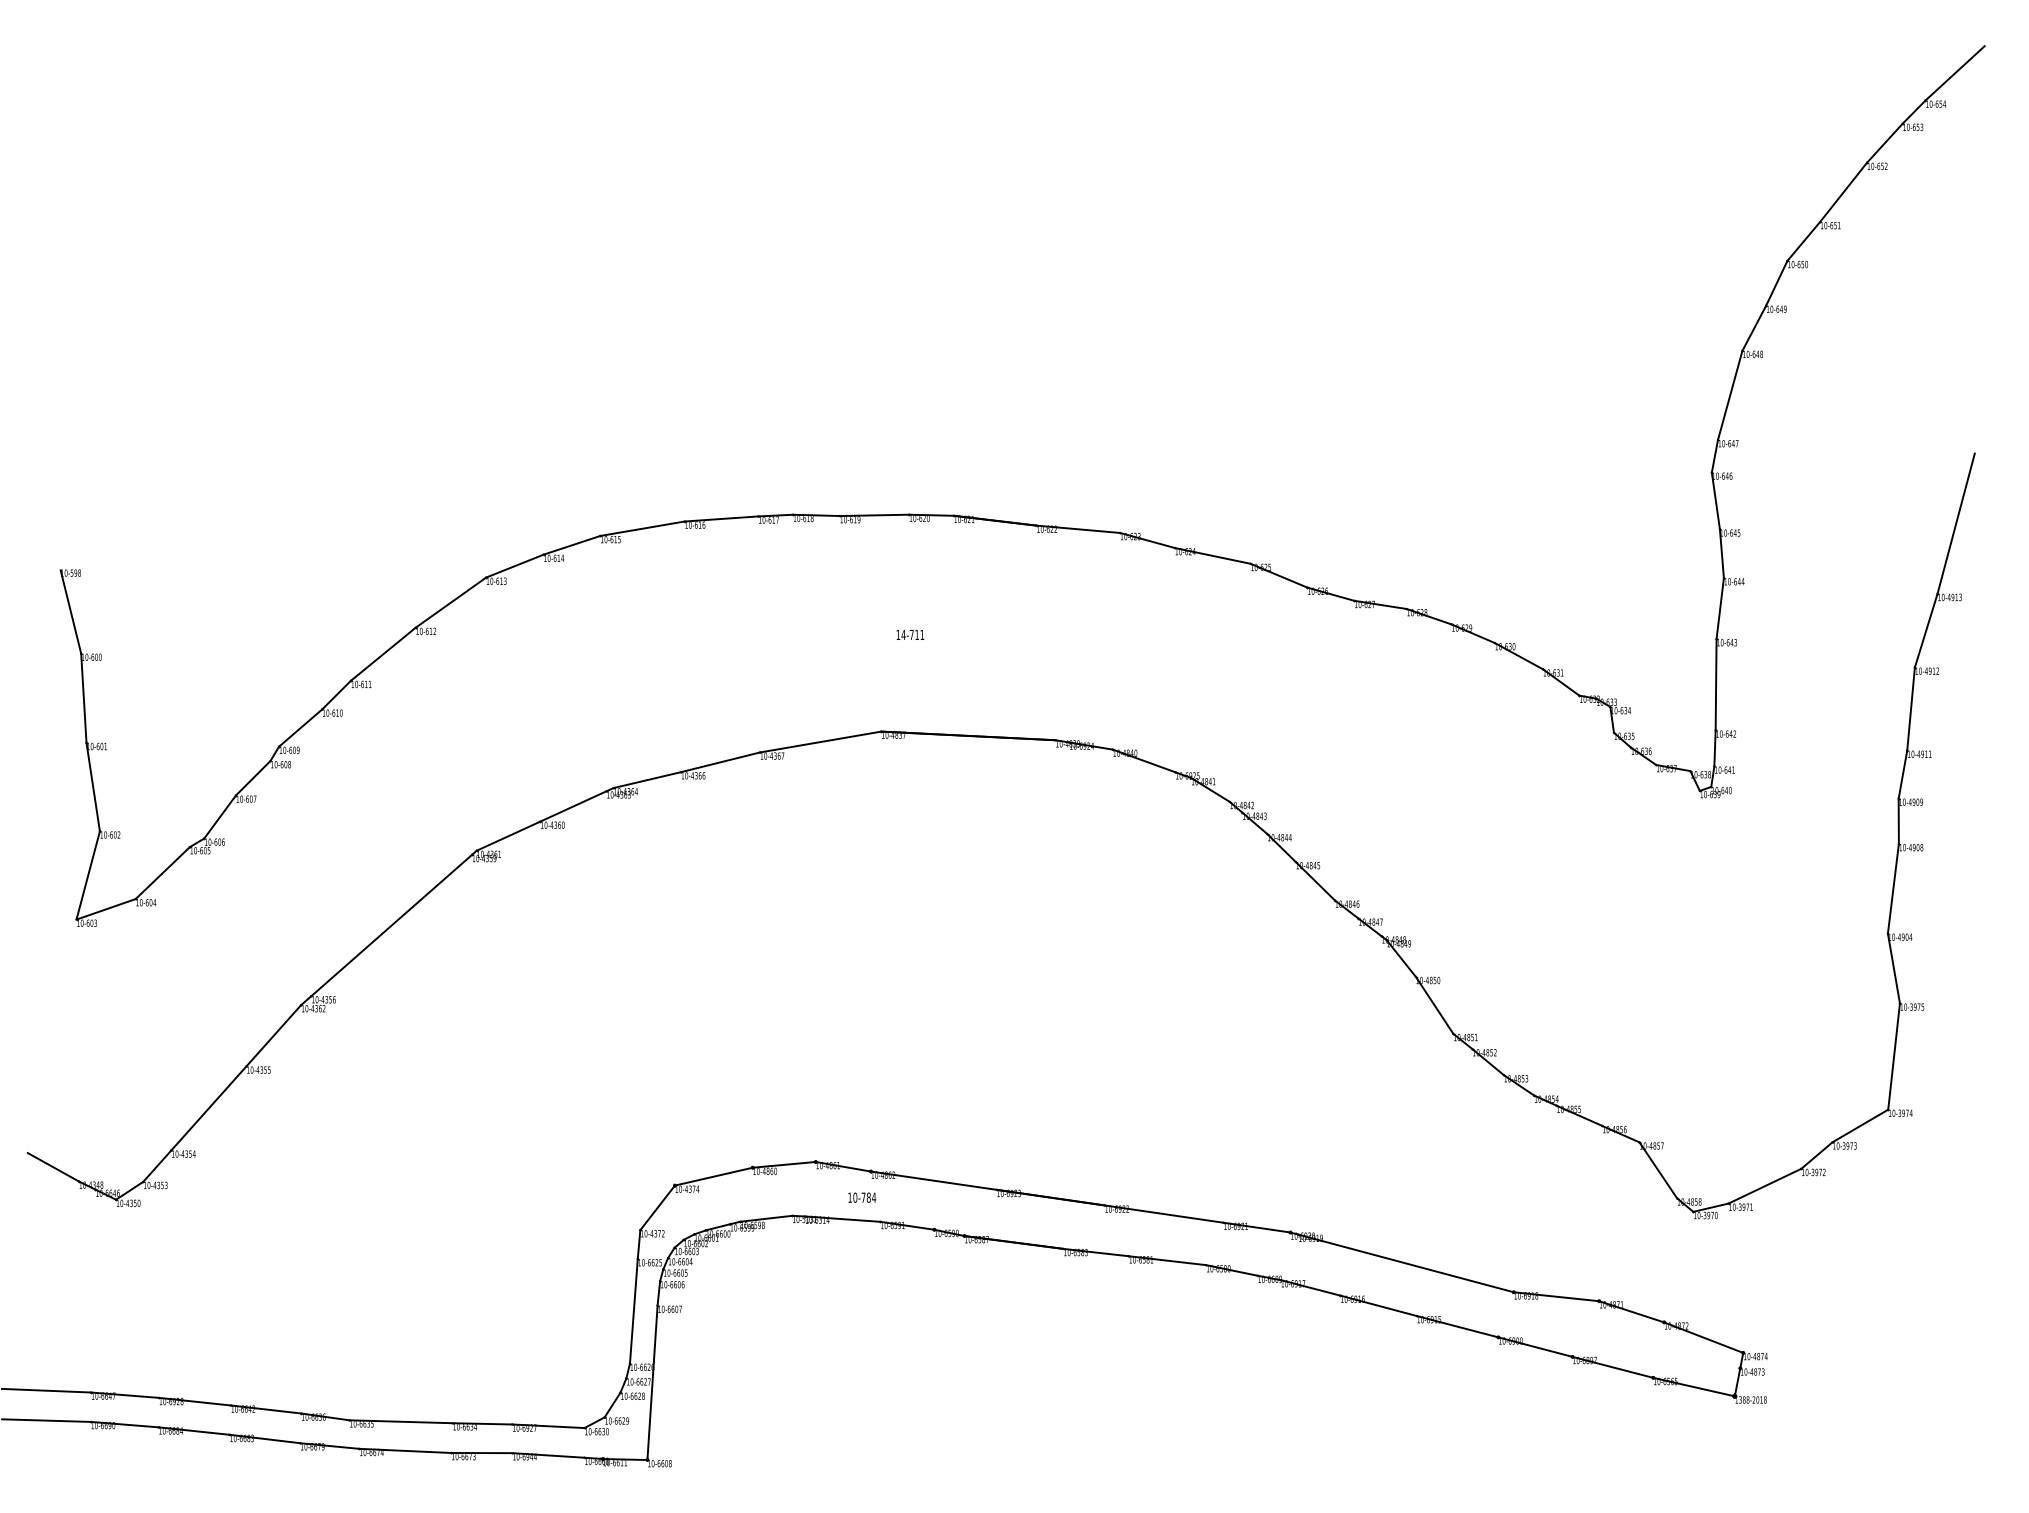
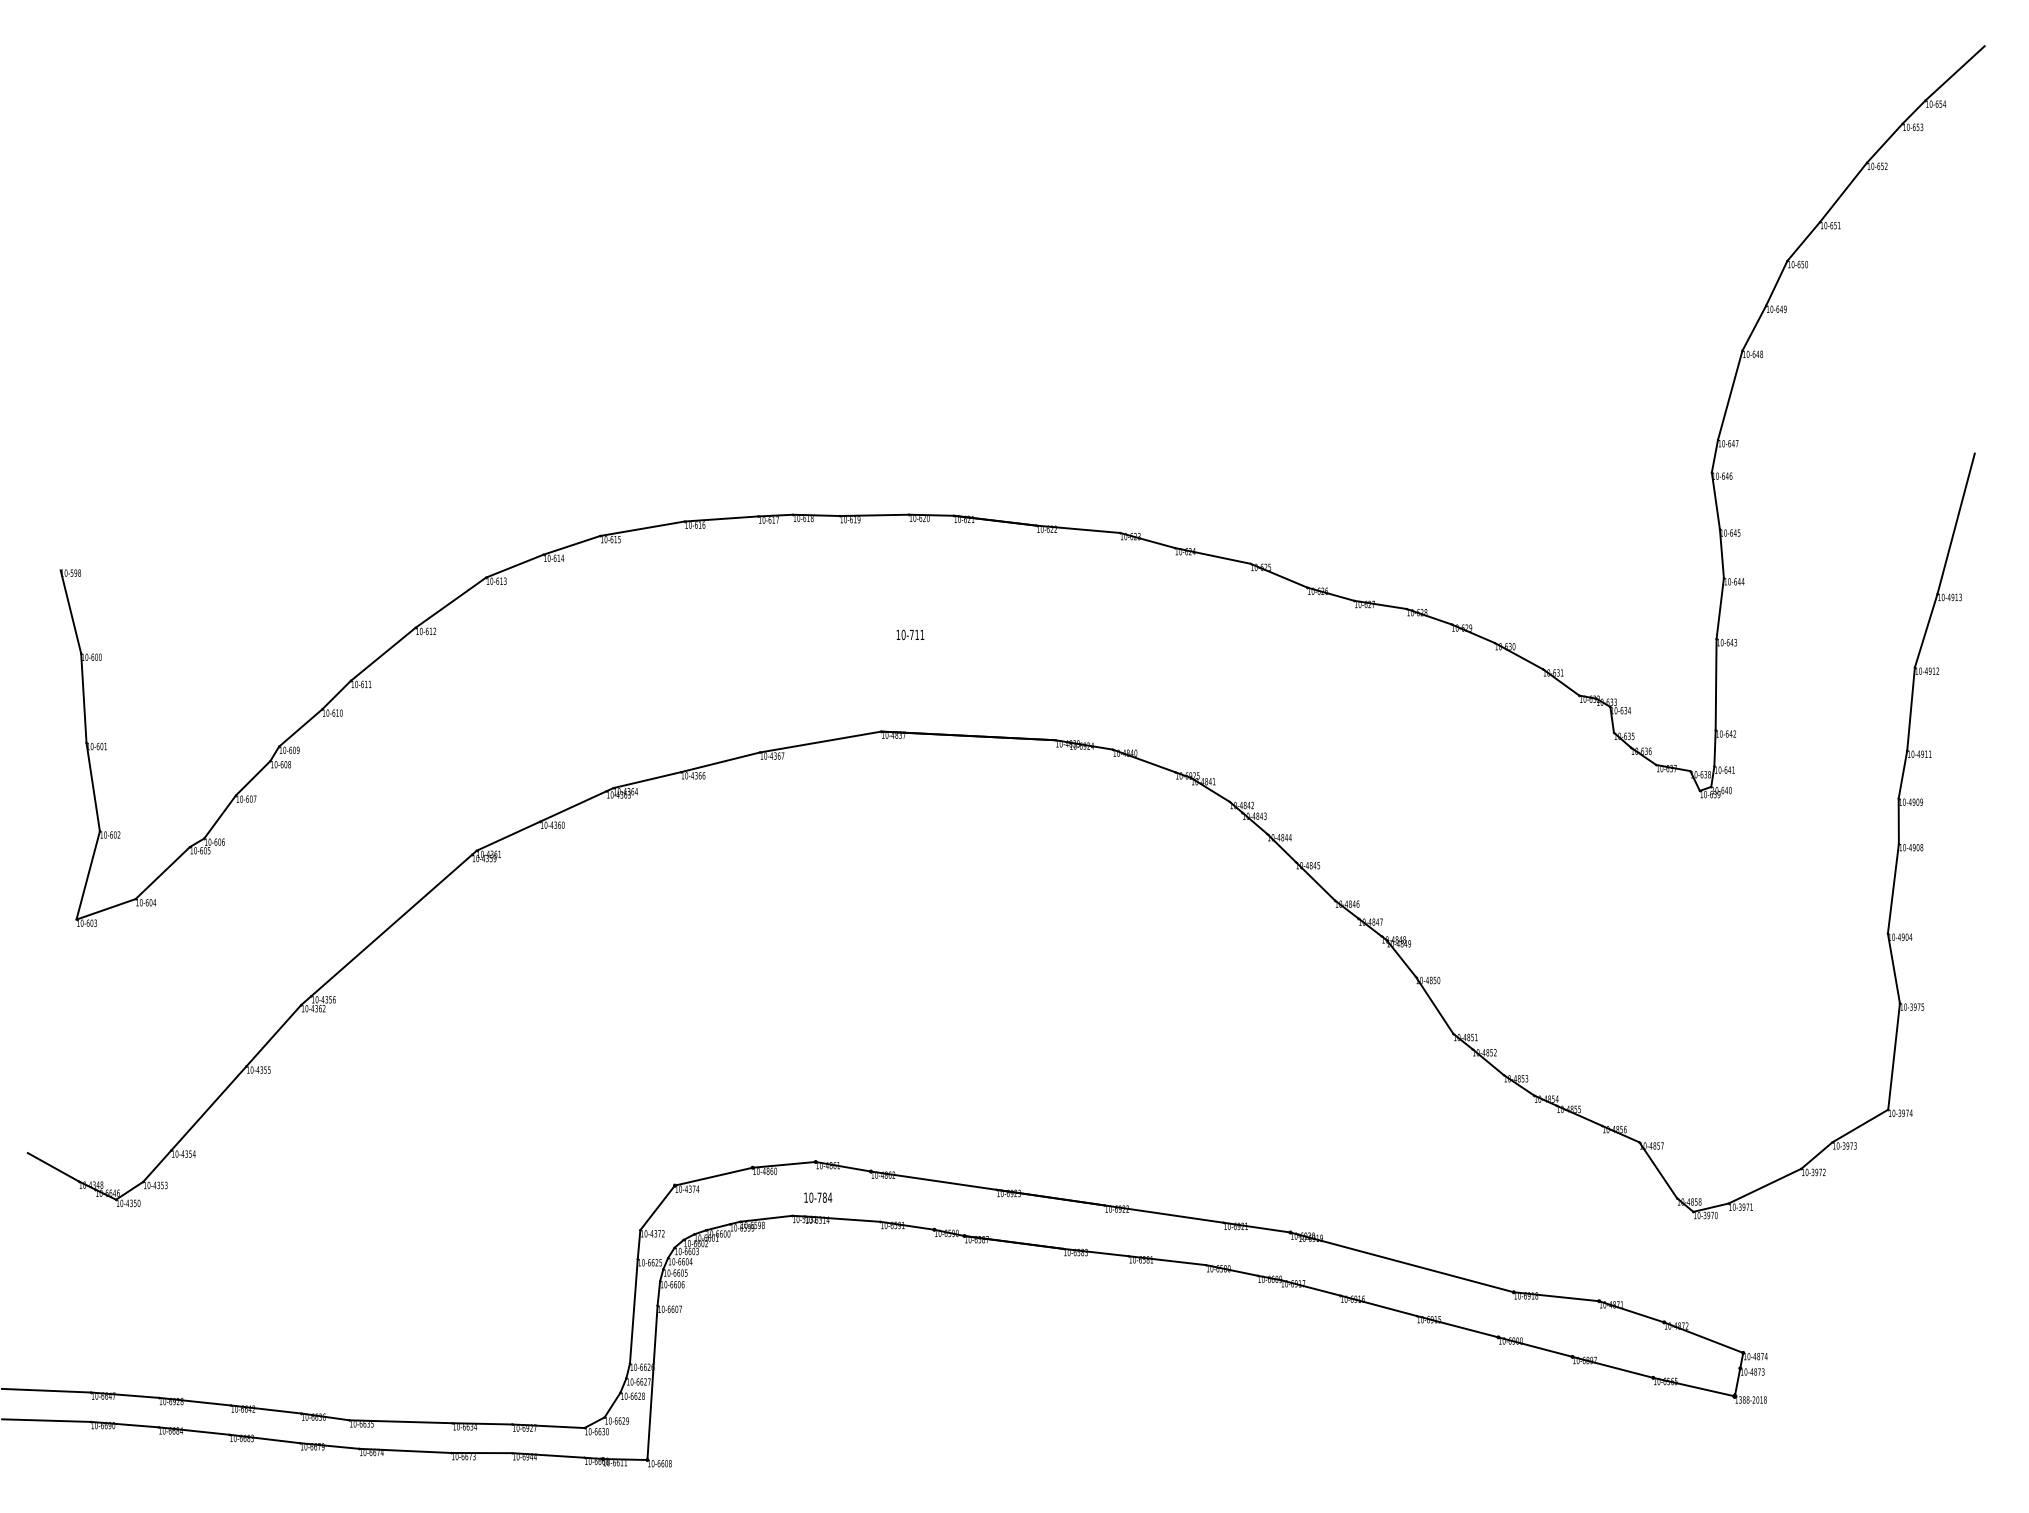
text: 14-711 -> 10-711 (903, 634)
text position: (862, 1197) -> (818, 1197) (818, 1197)
